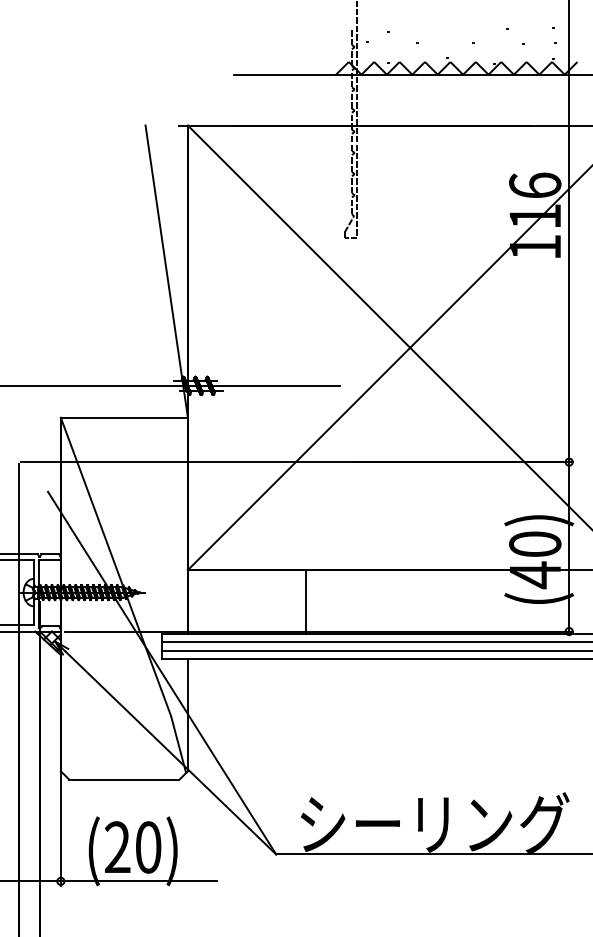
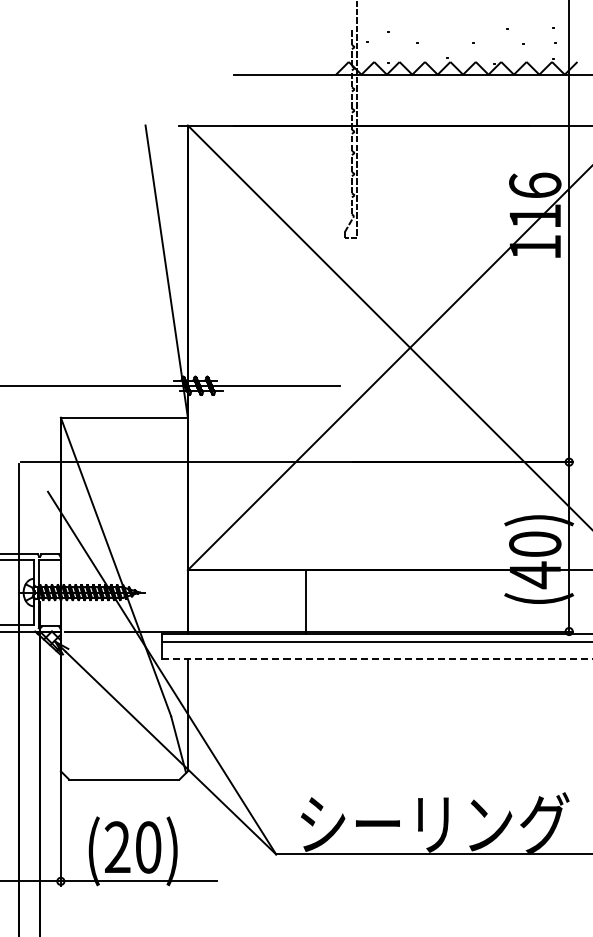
line: present -> none (375, 650)
line: solid -> dashed (378, 659)
